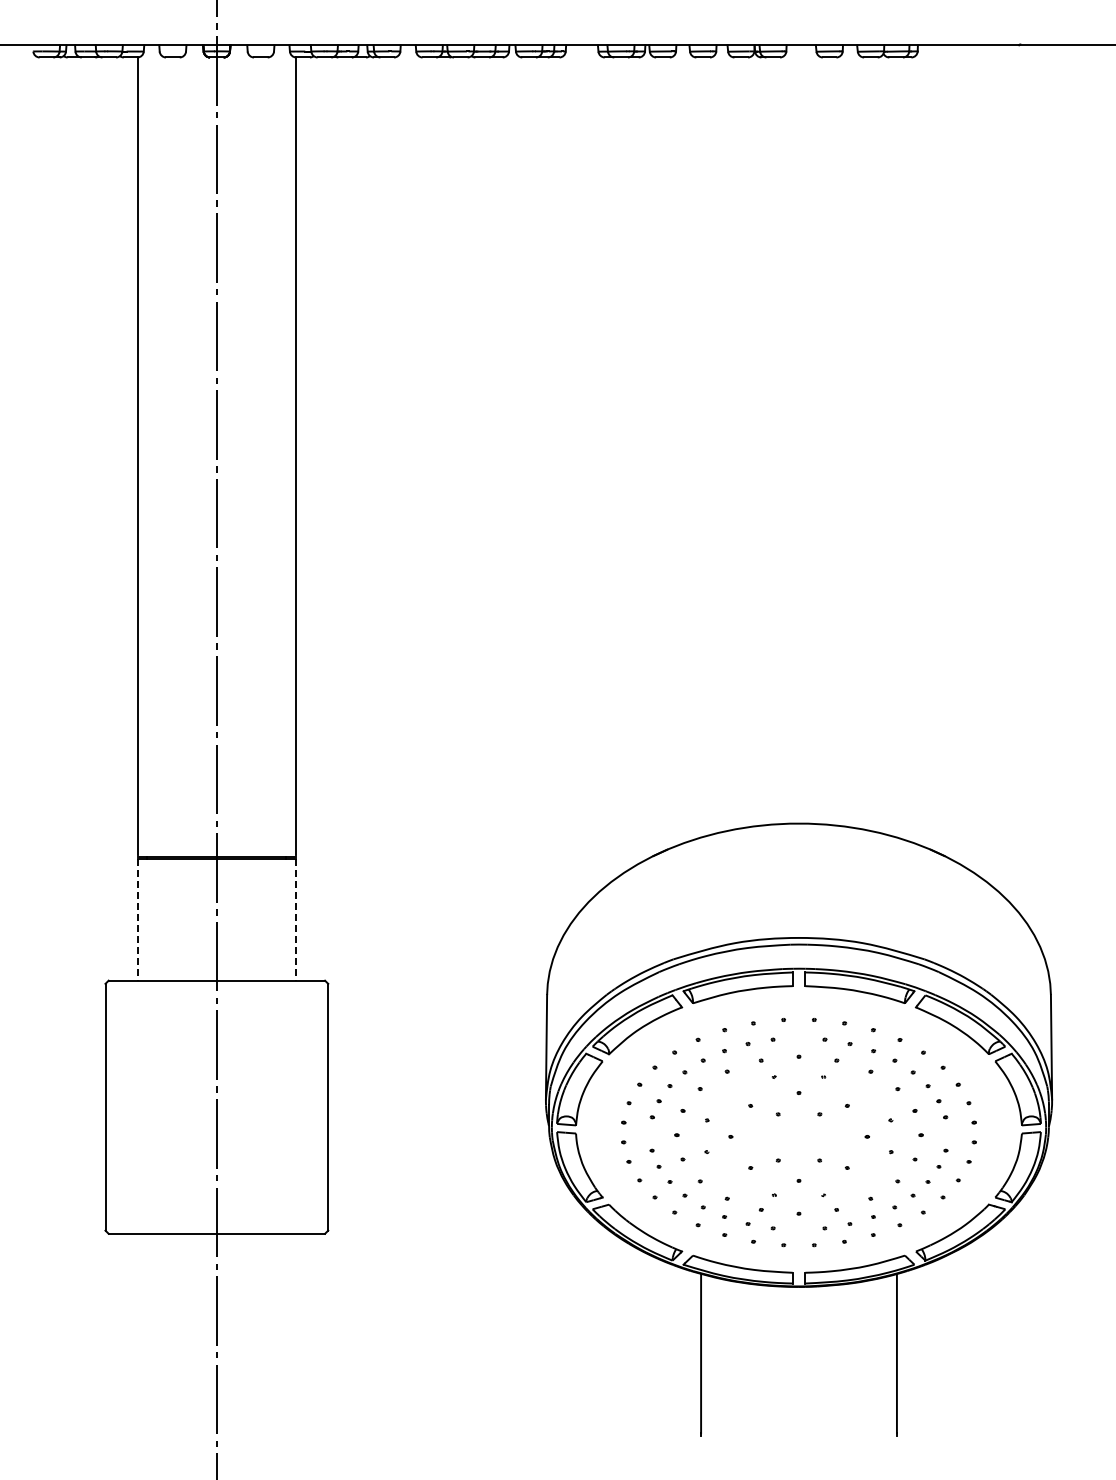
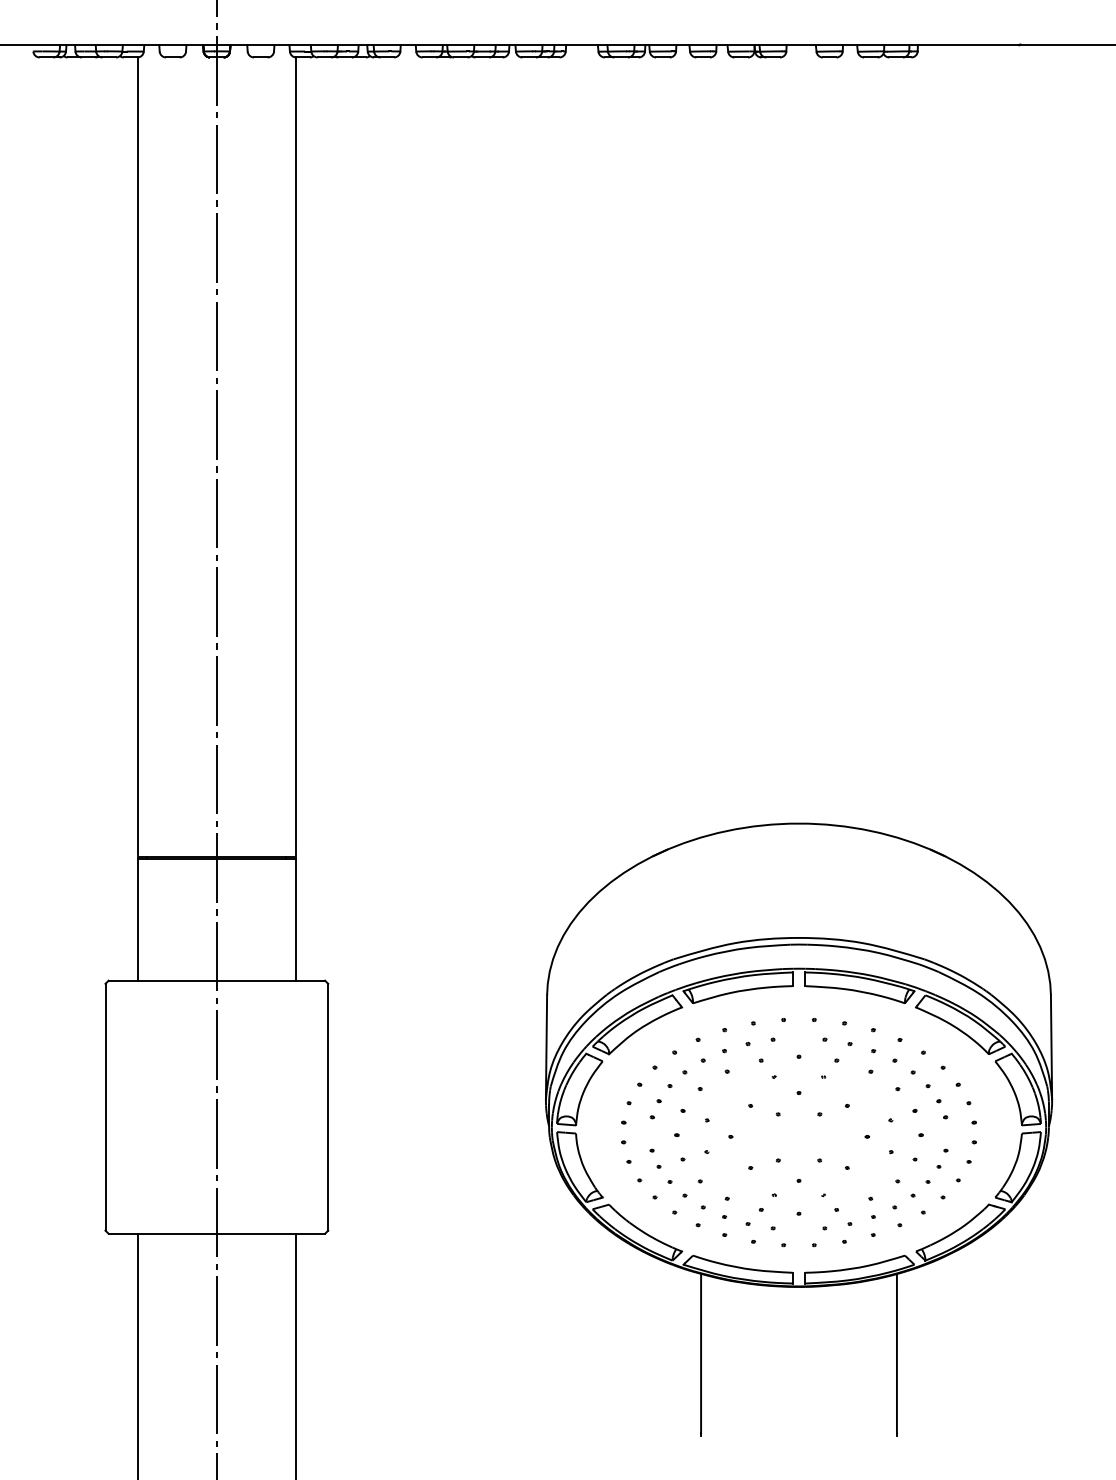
line: dashed -> solid (137, 919)
line: dashed -> solid (295, 919)
line: none -> present (137, 1354)
line: none -> present (295, 1354)
